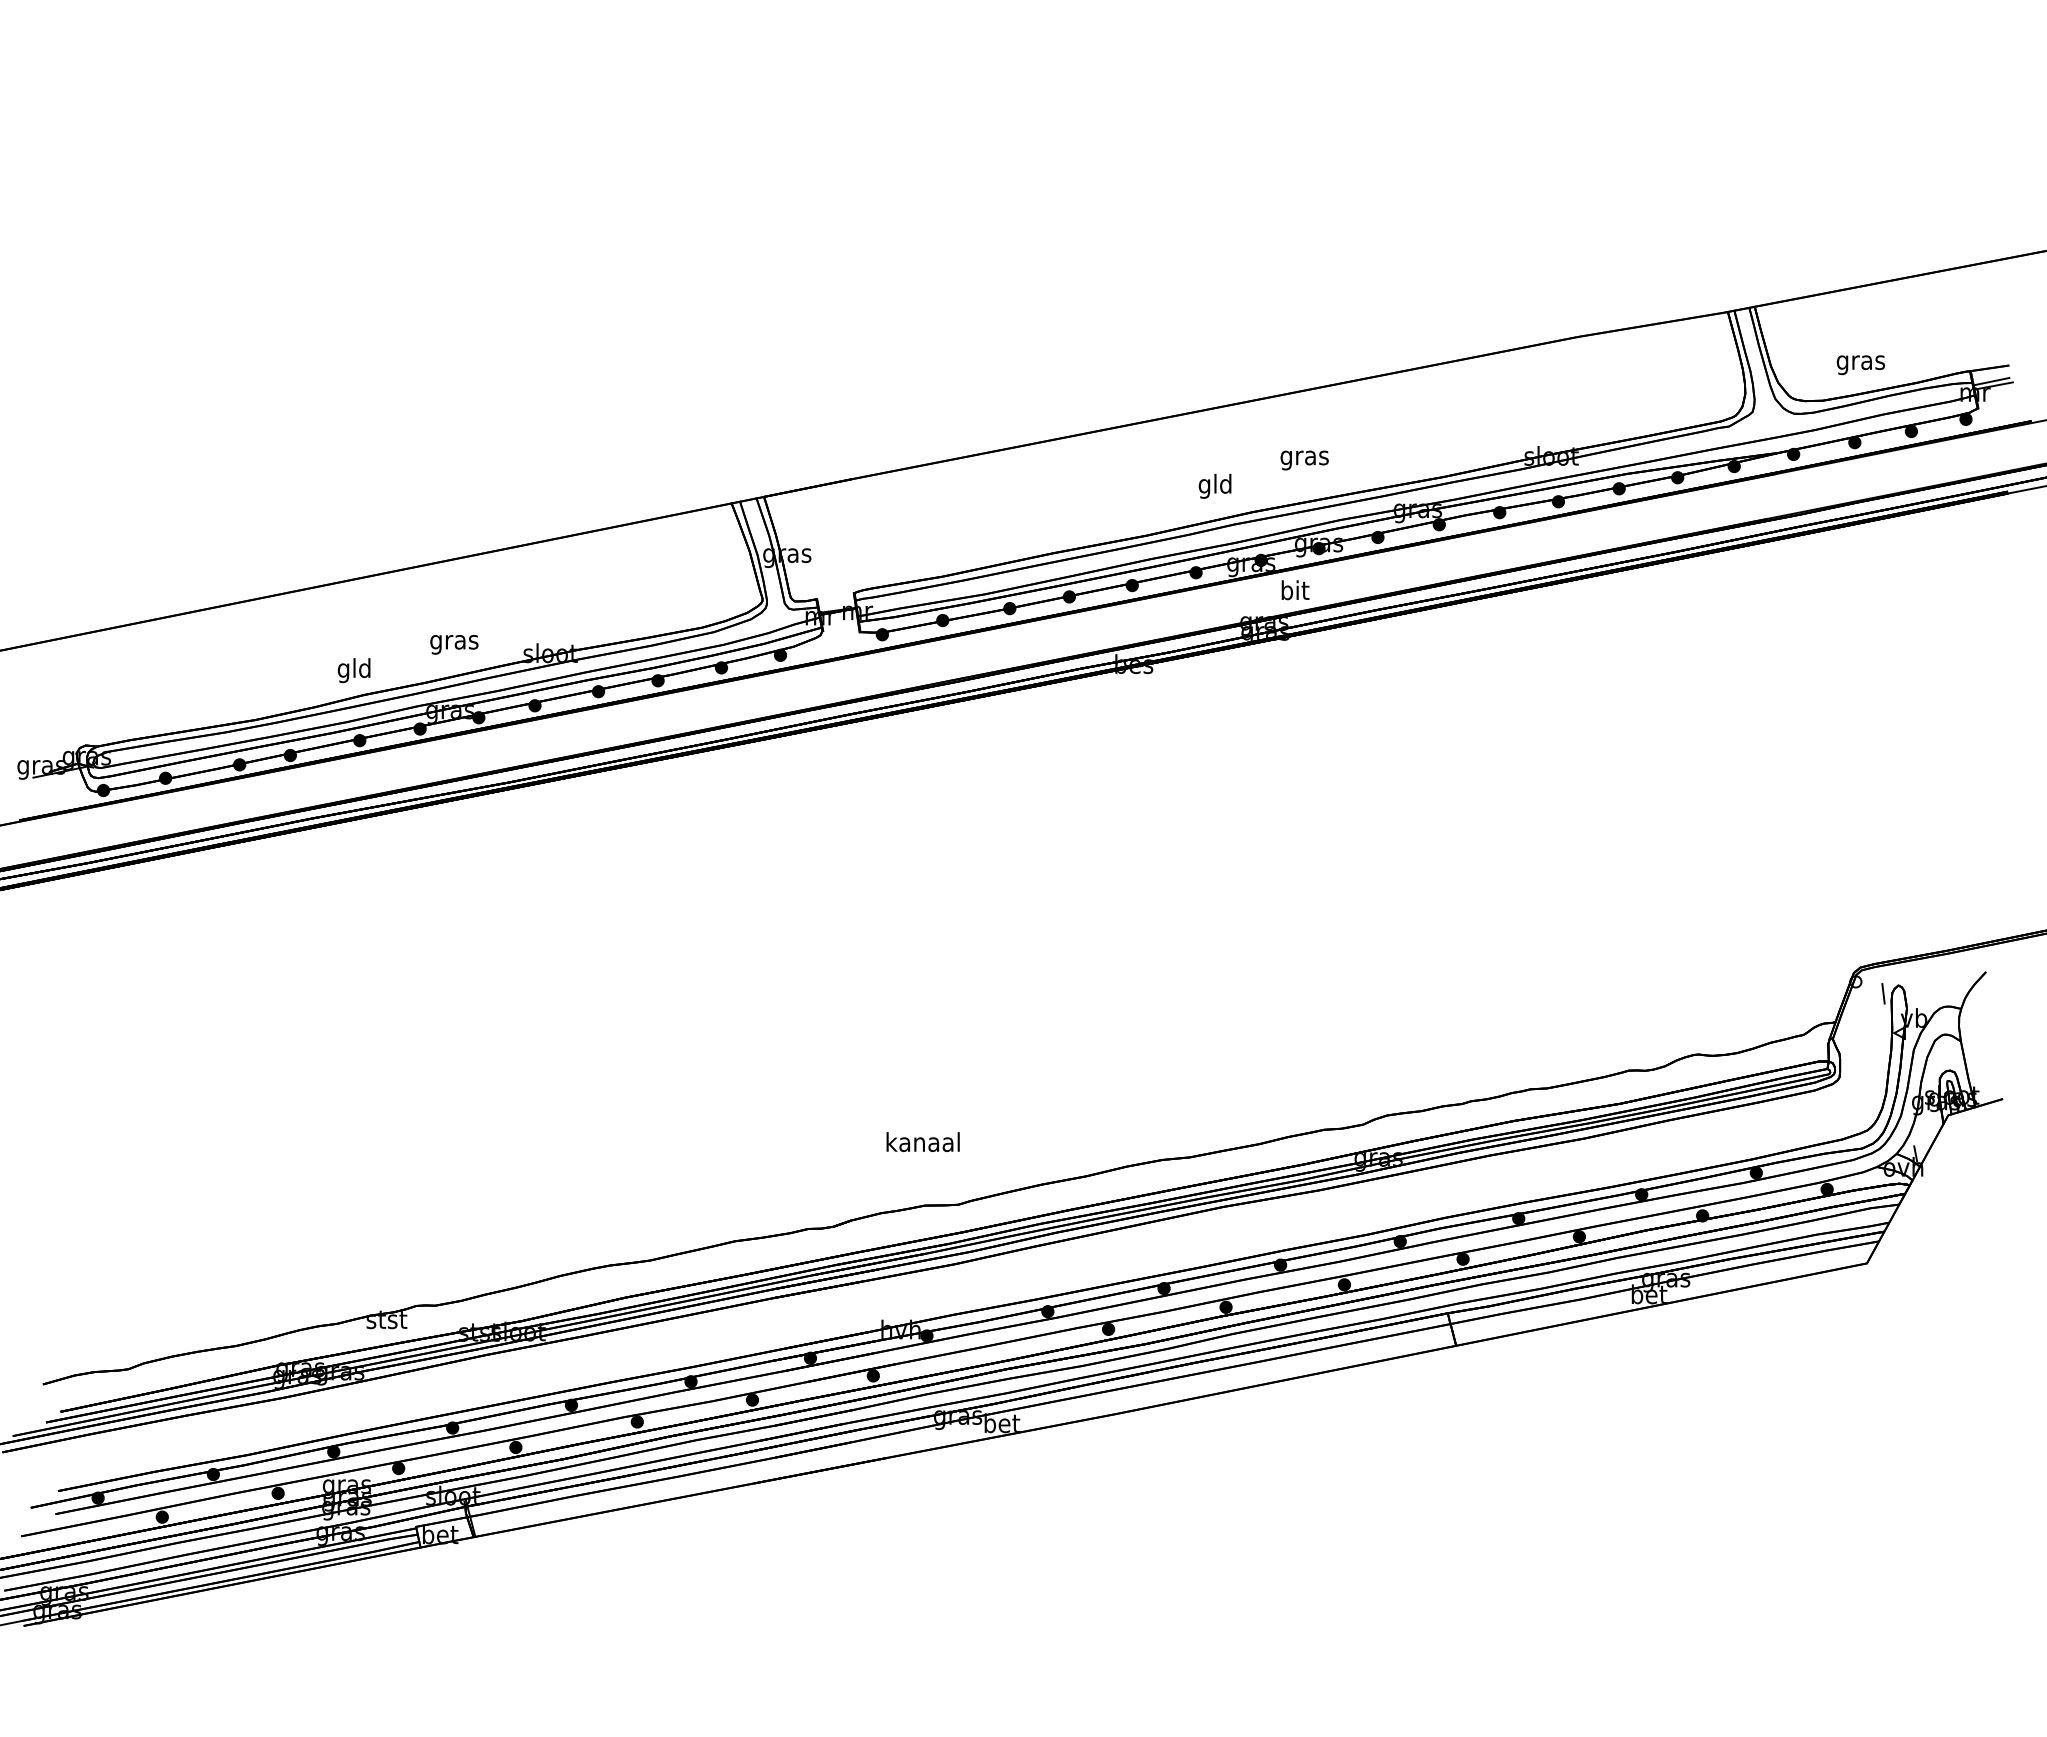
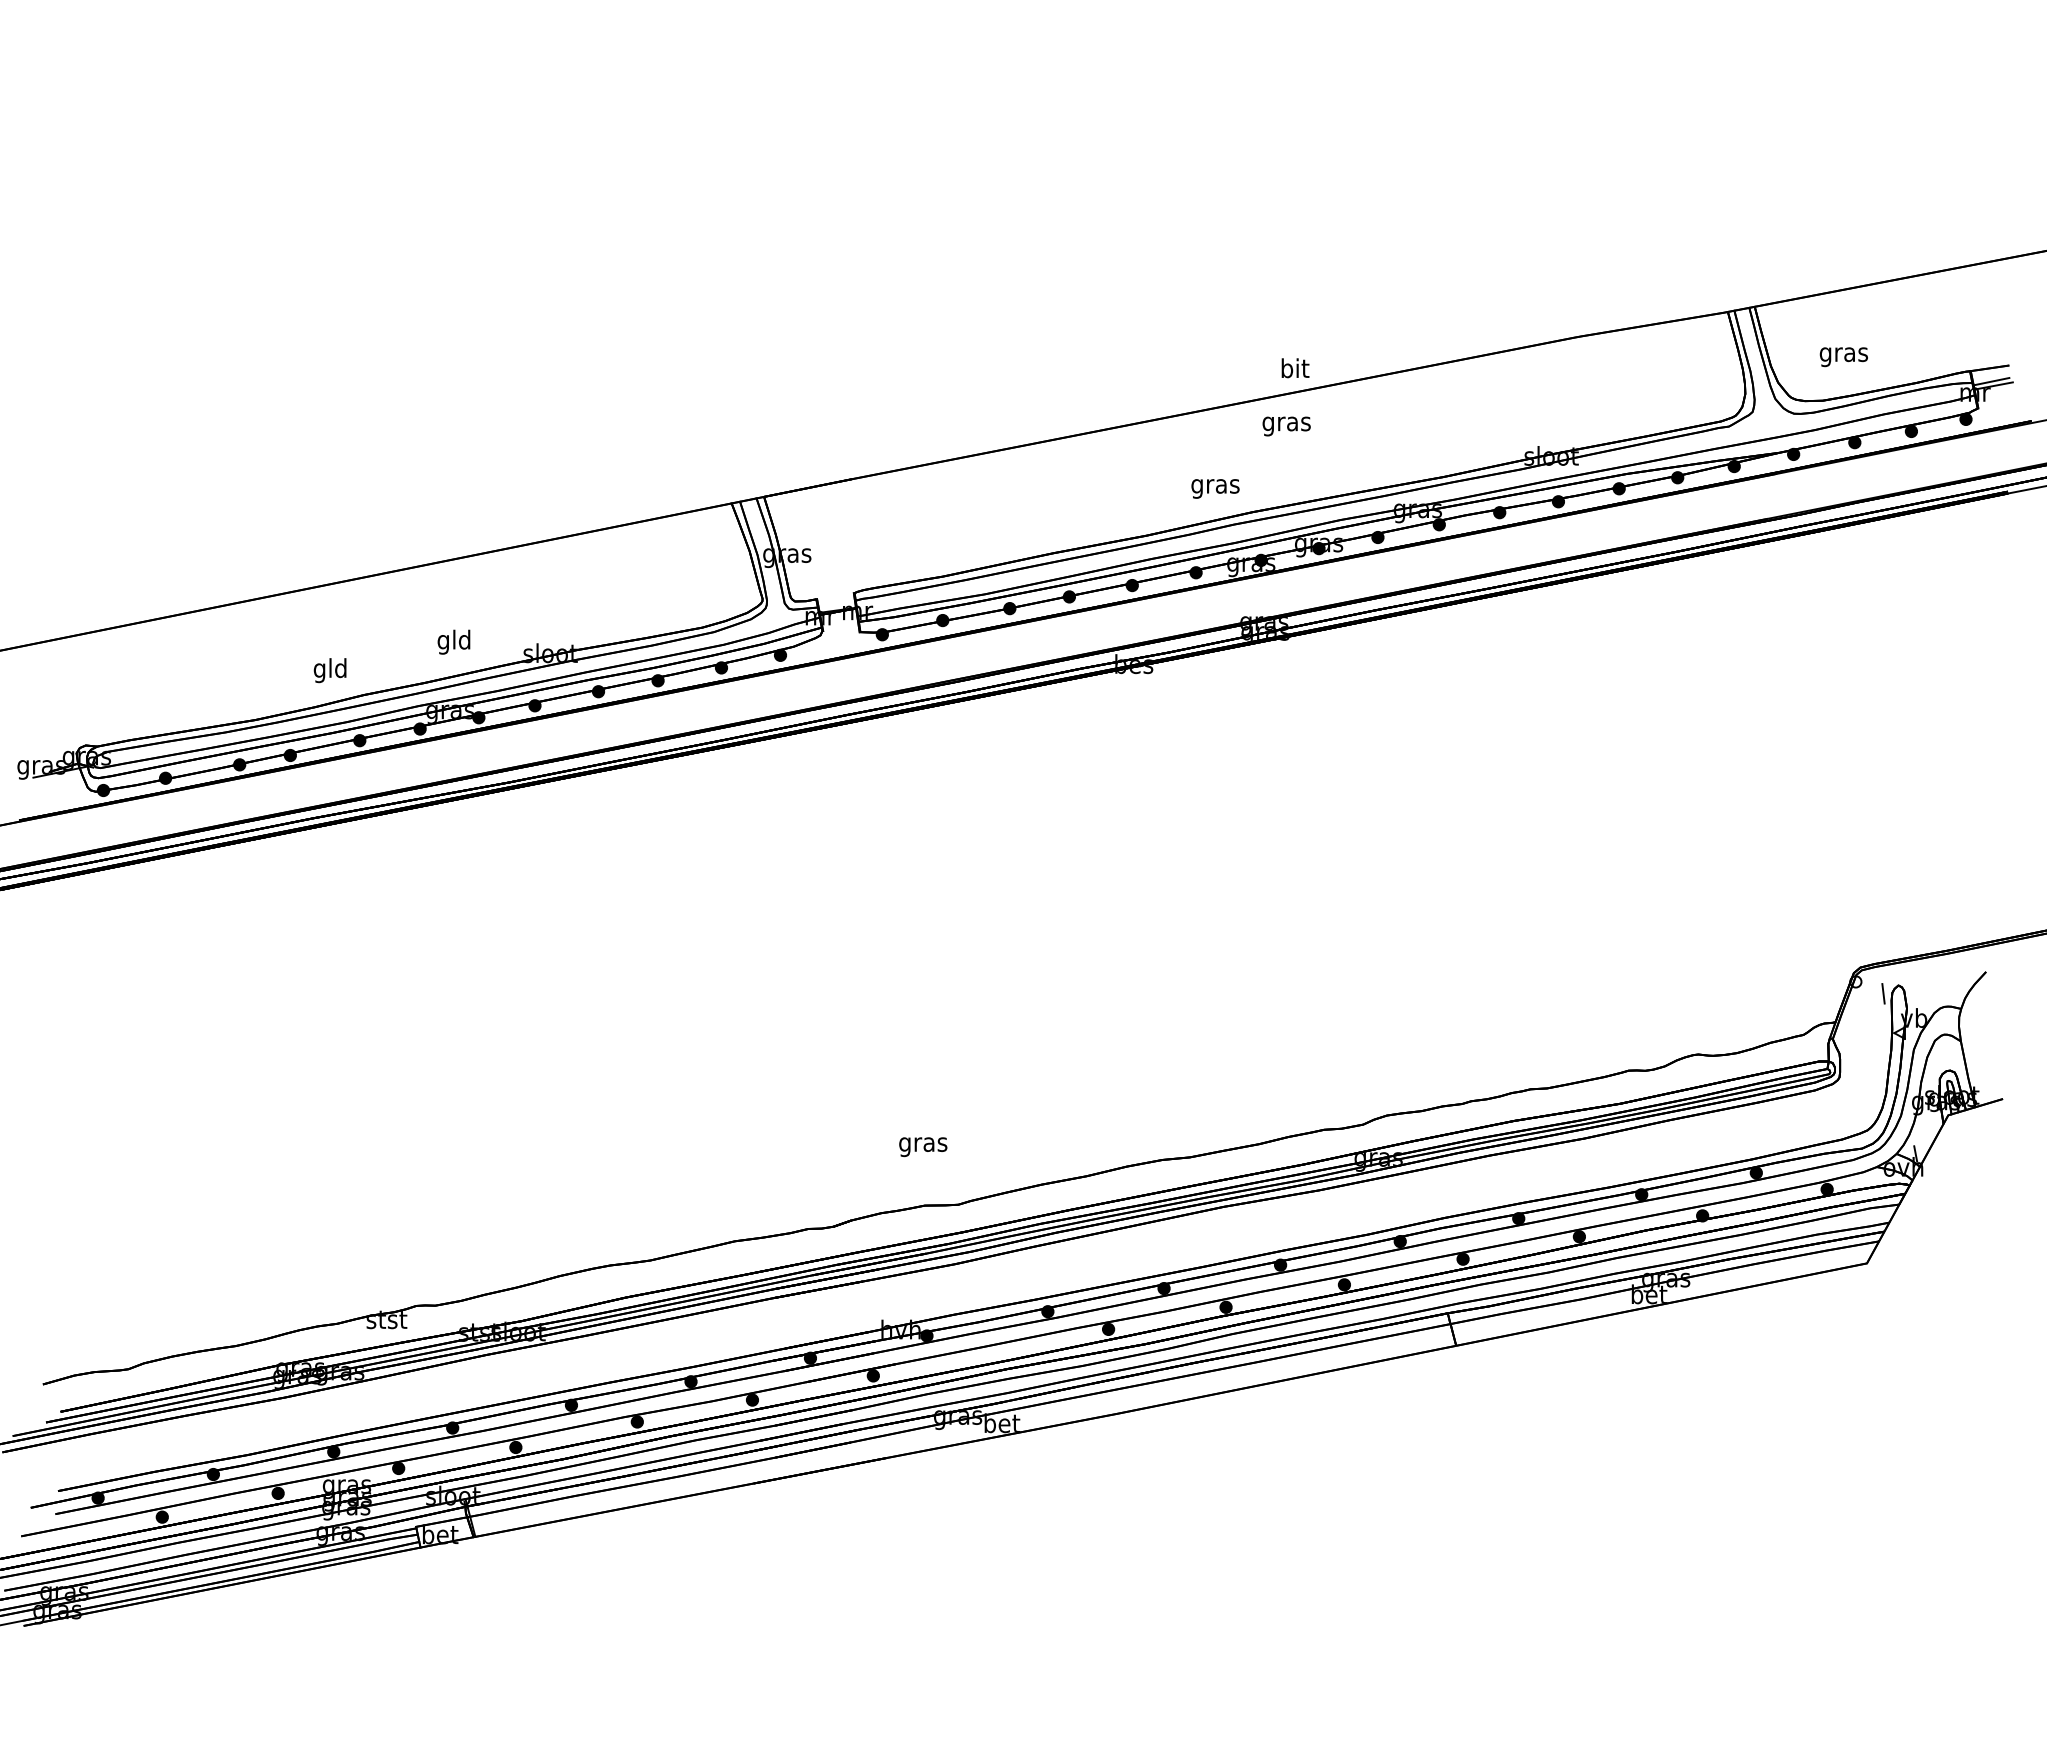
text position: (1860, 365) -> (1843, 357) (1843, 357)
text position: (1304, 460) -> (1286, 426) (1286, 426)
text: gld -> gras (1215, 485)
text position: (1295, 590) -> (1295, 368) (1295, 368)
text: gras -> gld (454, 641)
text position: (353, 670) -> (329, 670) (329, 670)
text: kanaal -> gras (922, 1144)
